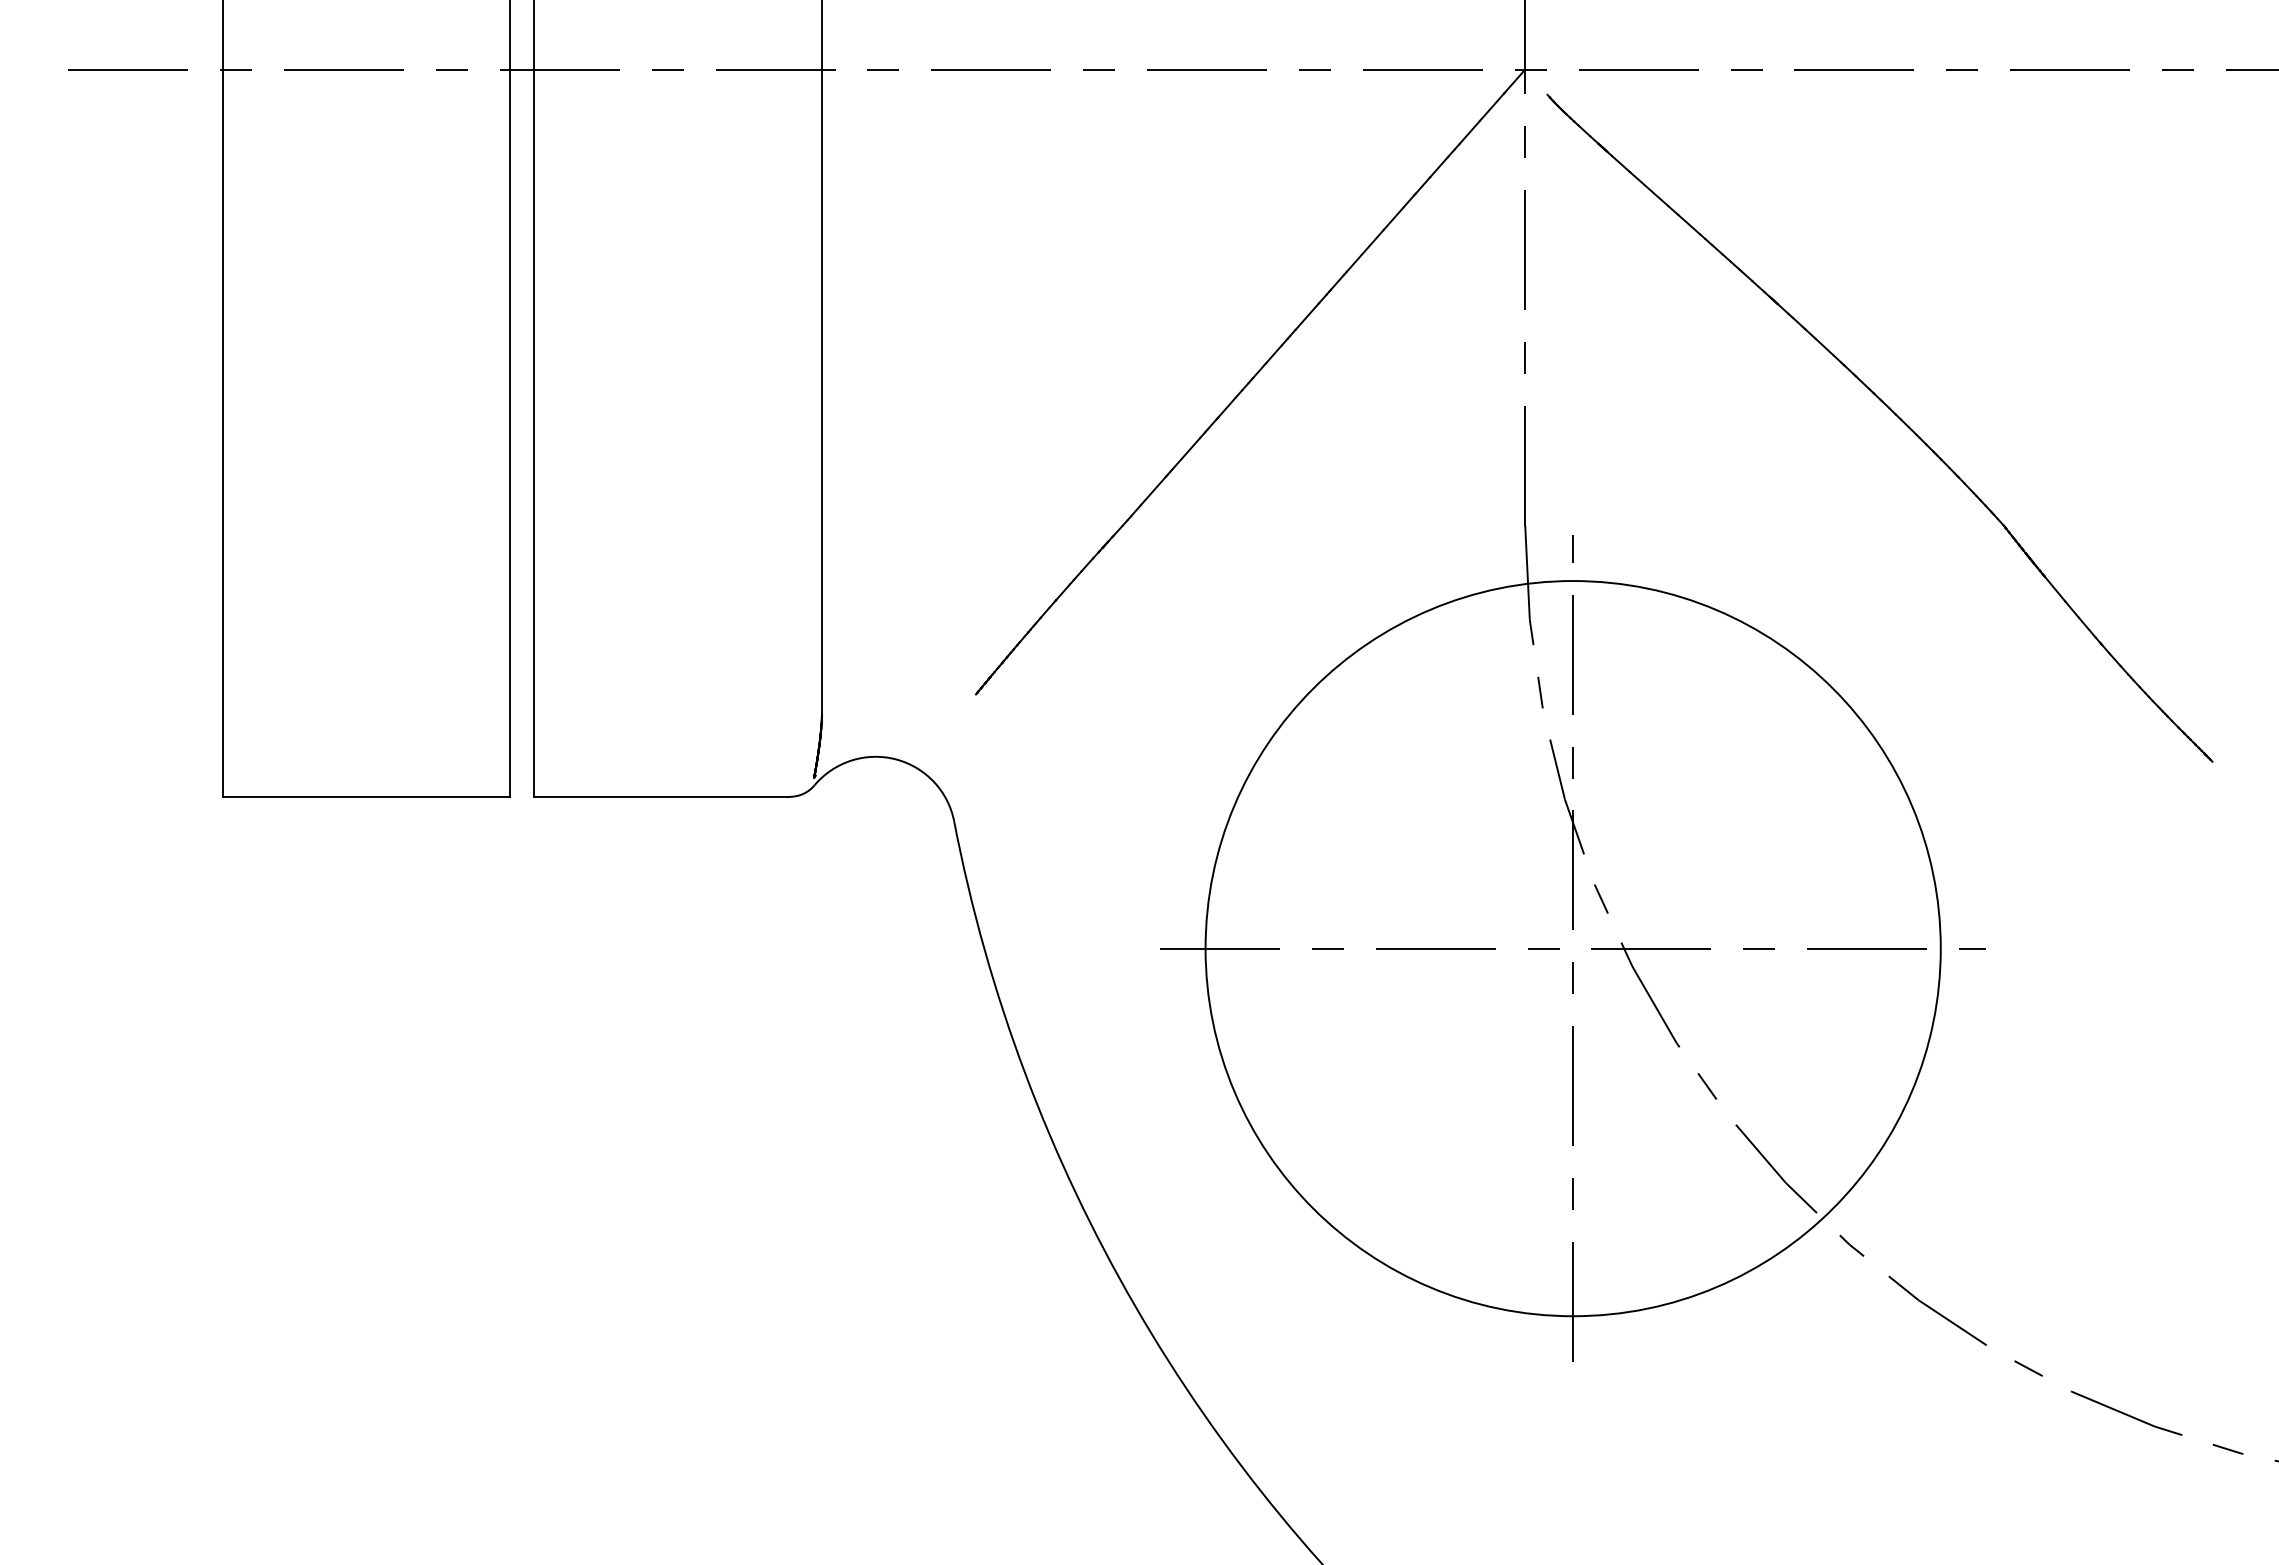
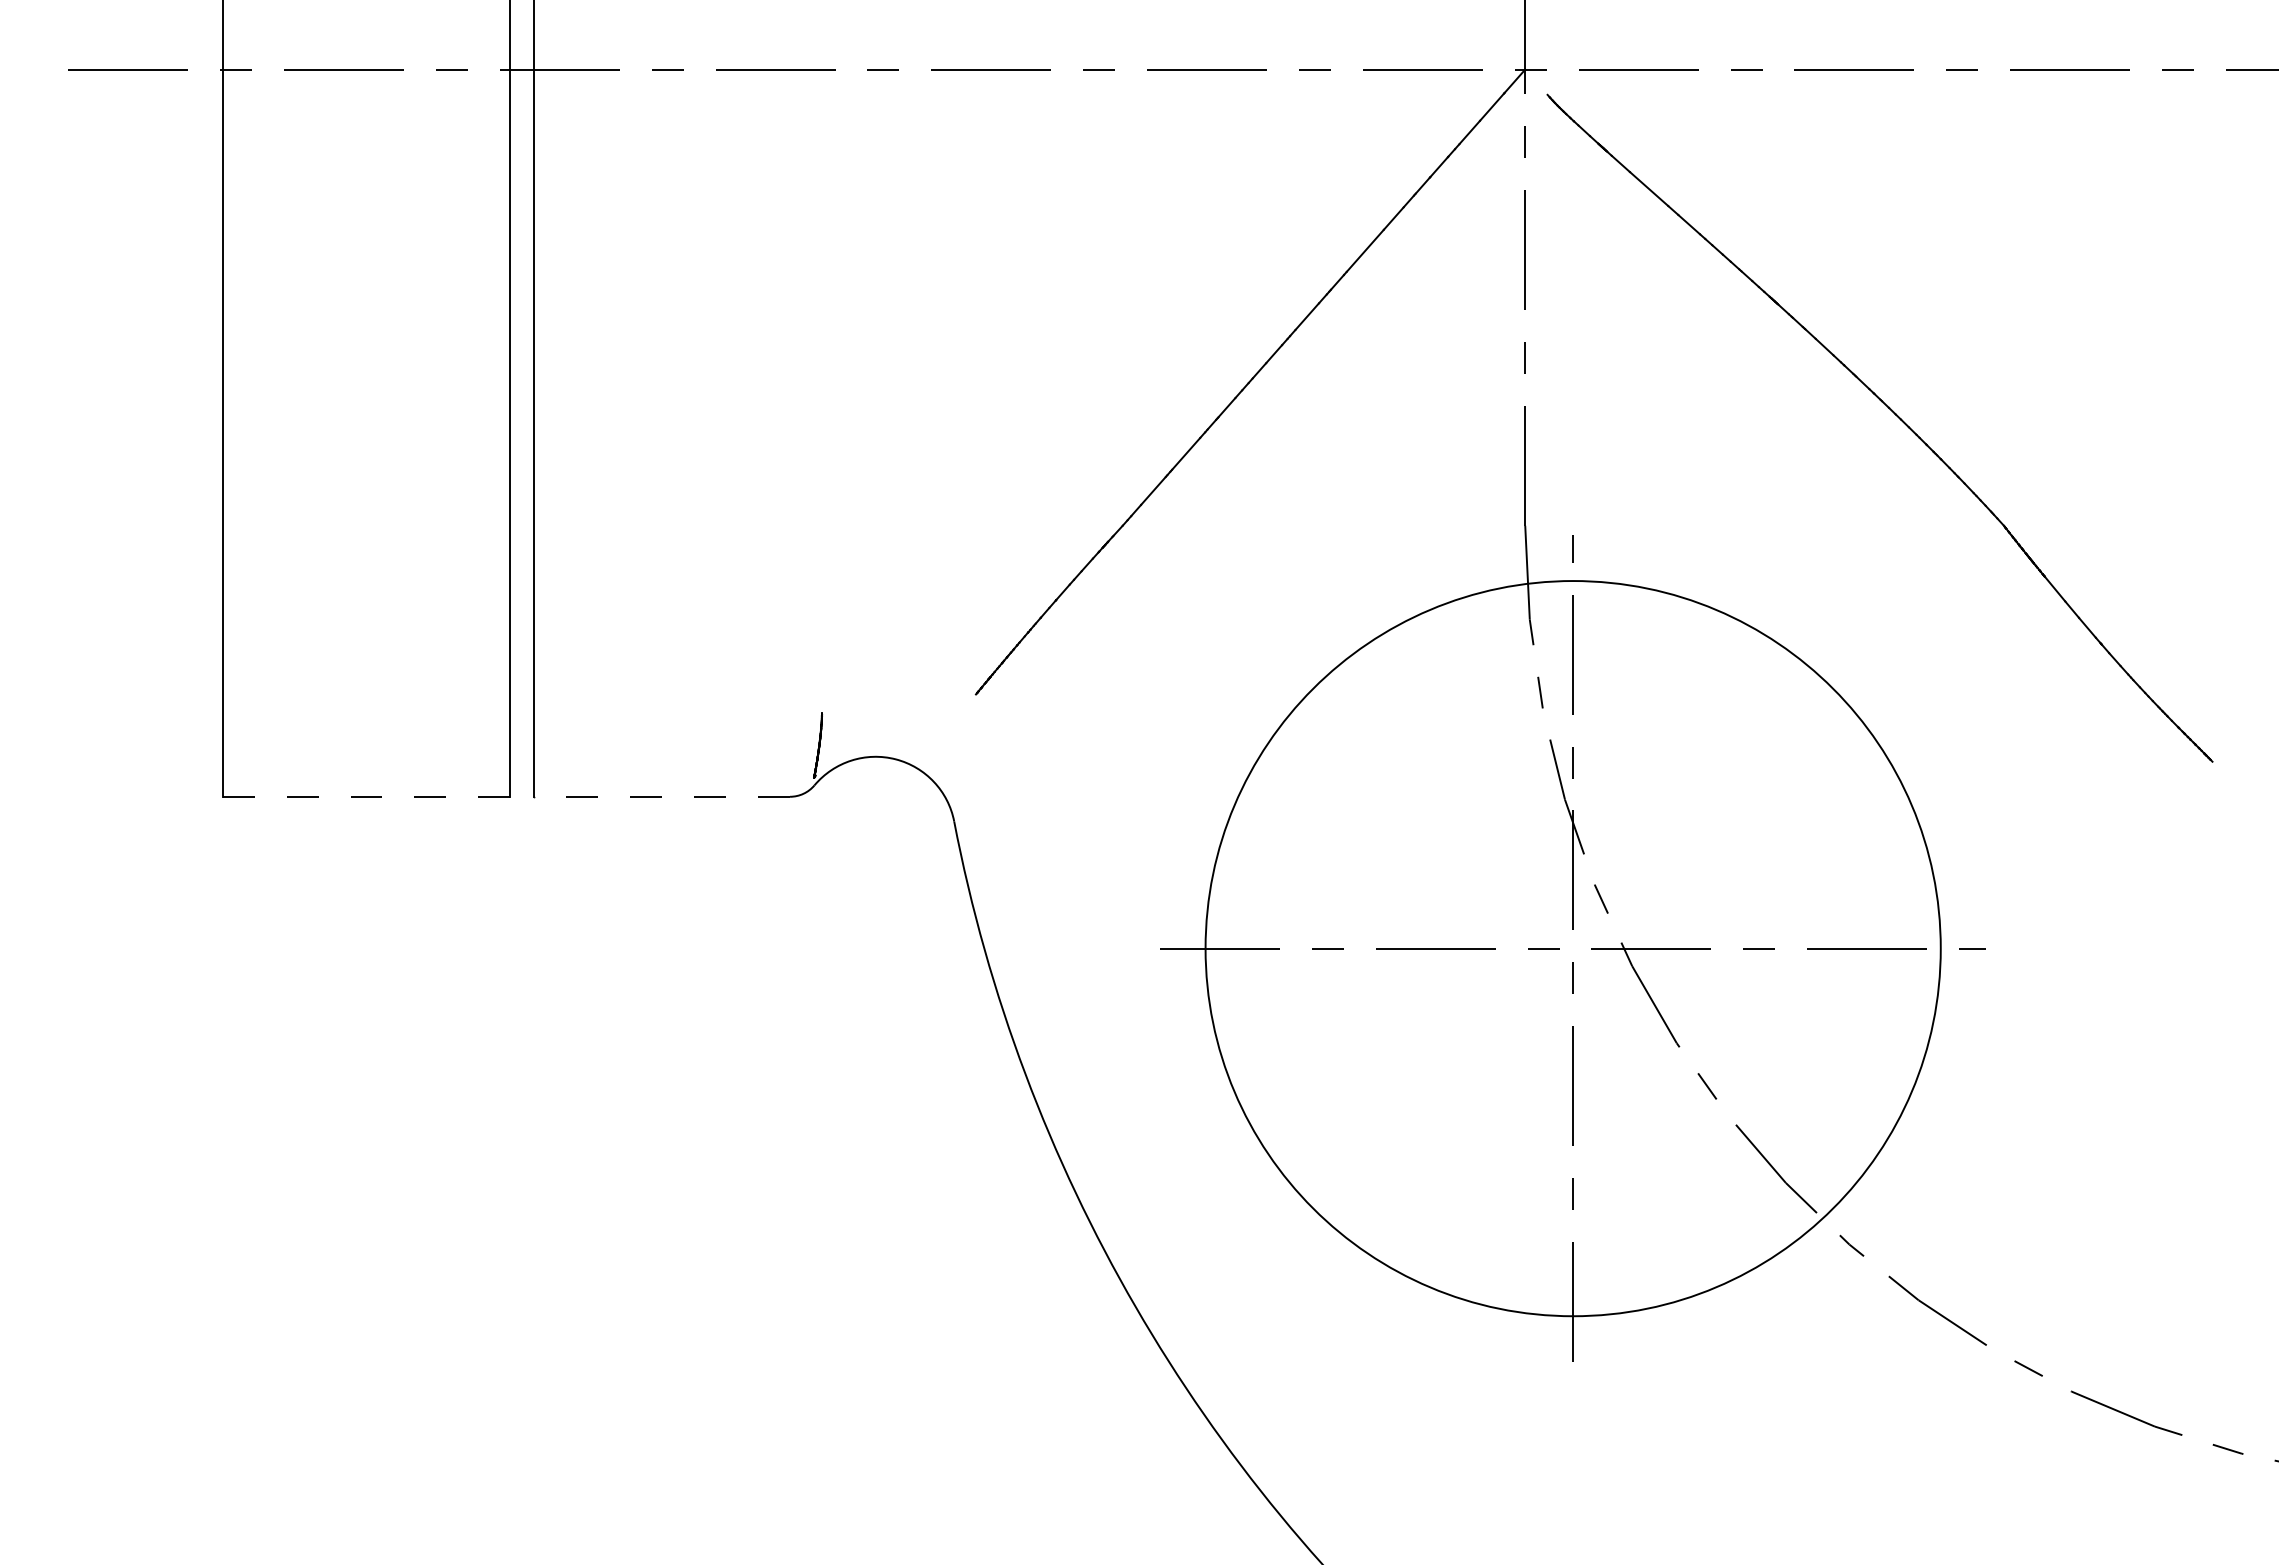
line: present -> none (822, 357)
line: solid -> dashed (366, 796)
line: solid -> dashed (662, 796)
